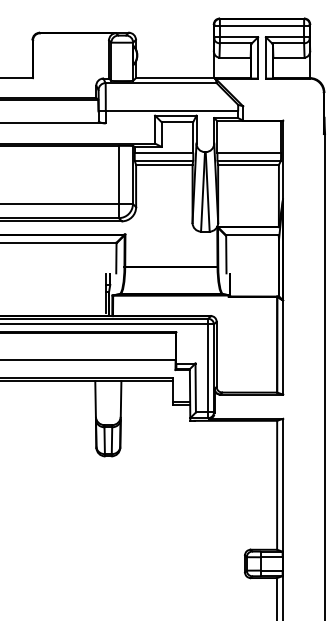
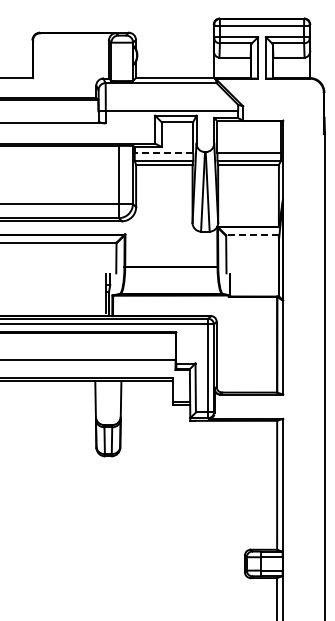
line: solid -> dashed (163, 152)
line: solid -> dashed (251, 235)
